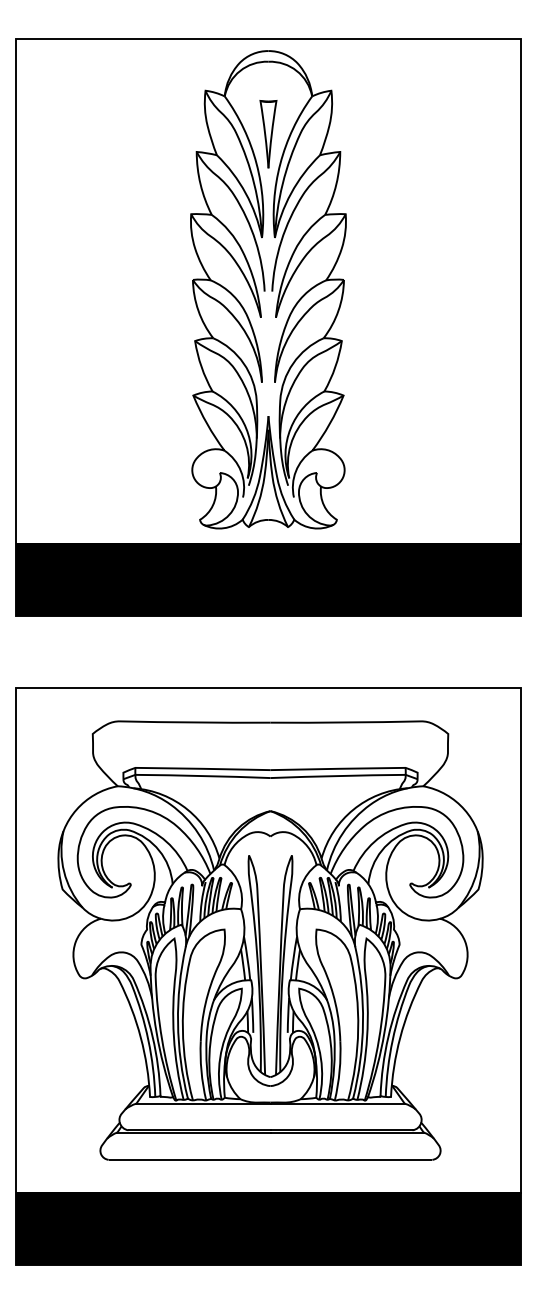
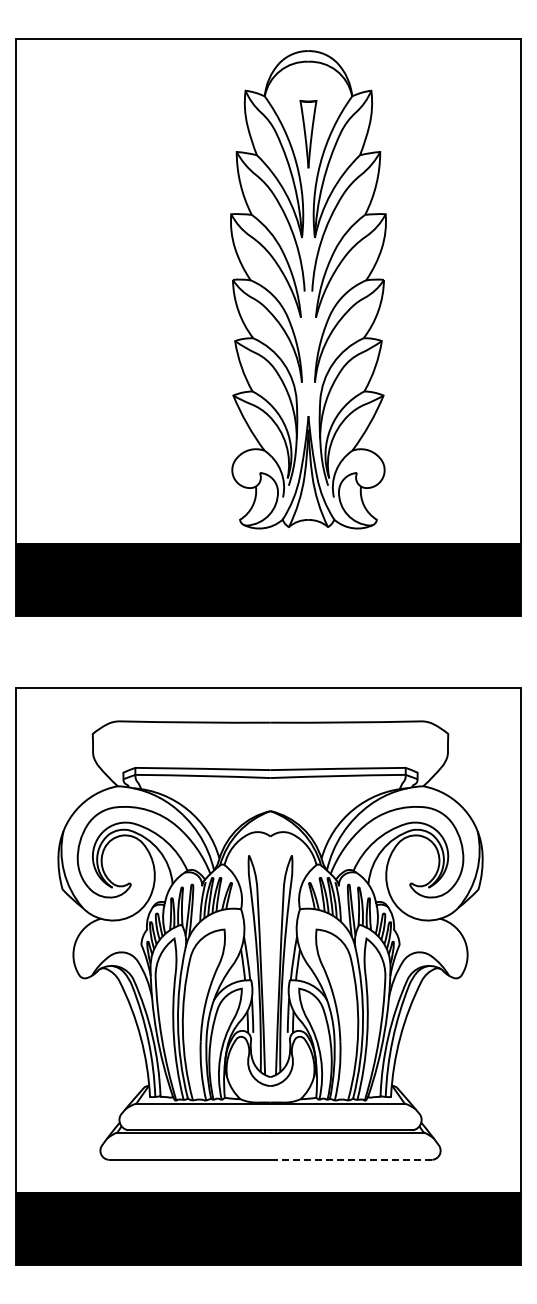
part position: (268, 289) -> (308, 289) (308, 289)
line: solid -> dashed (351, 1159)
